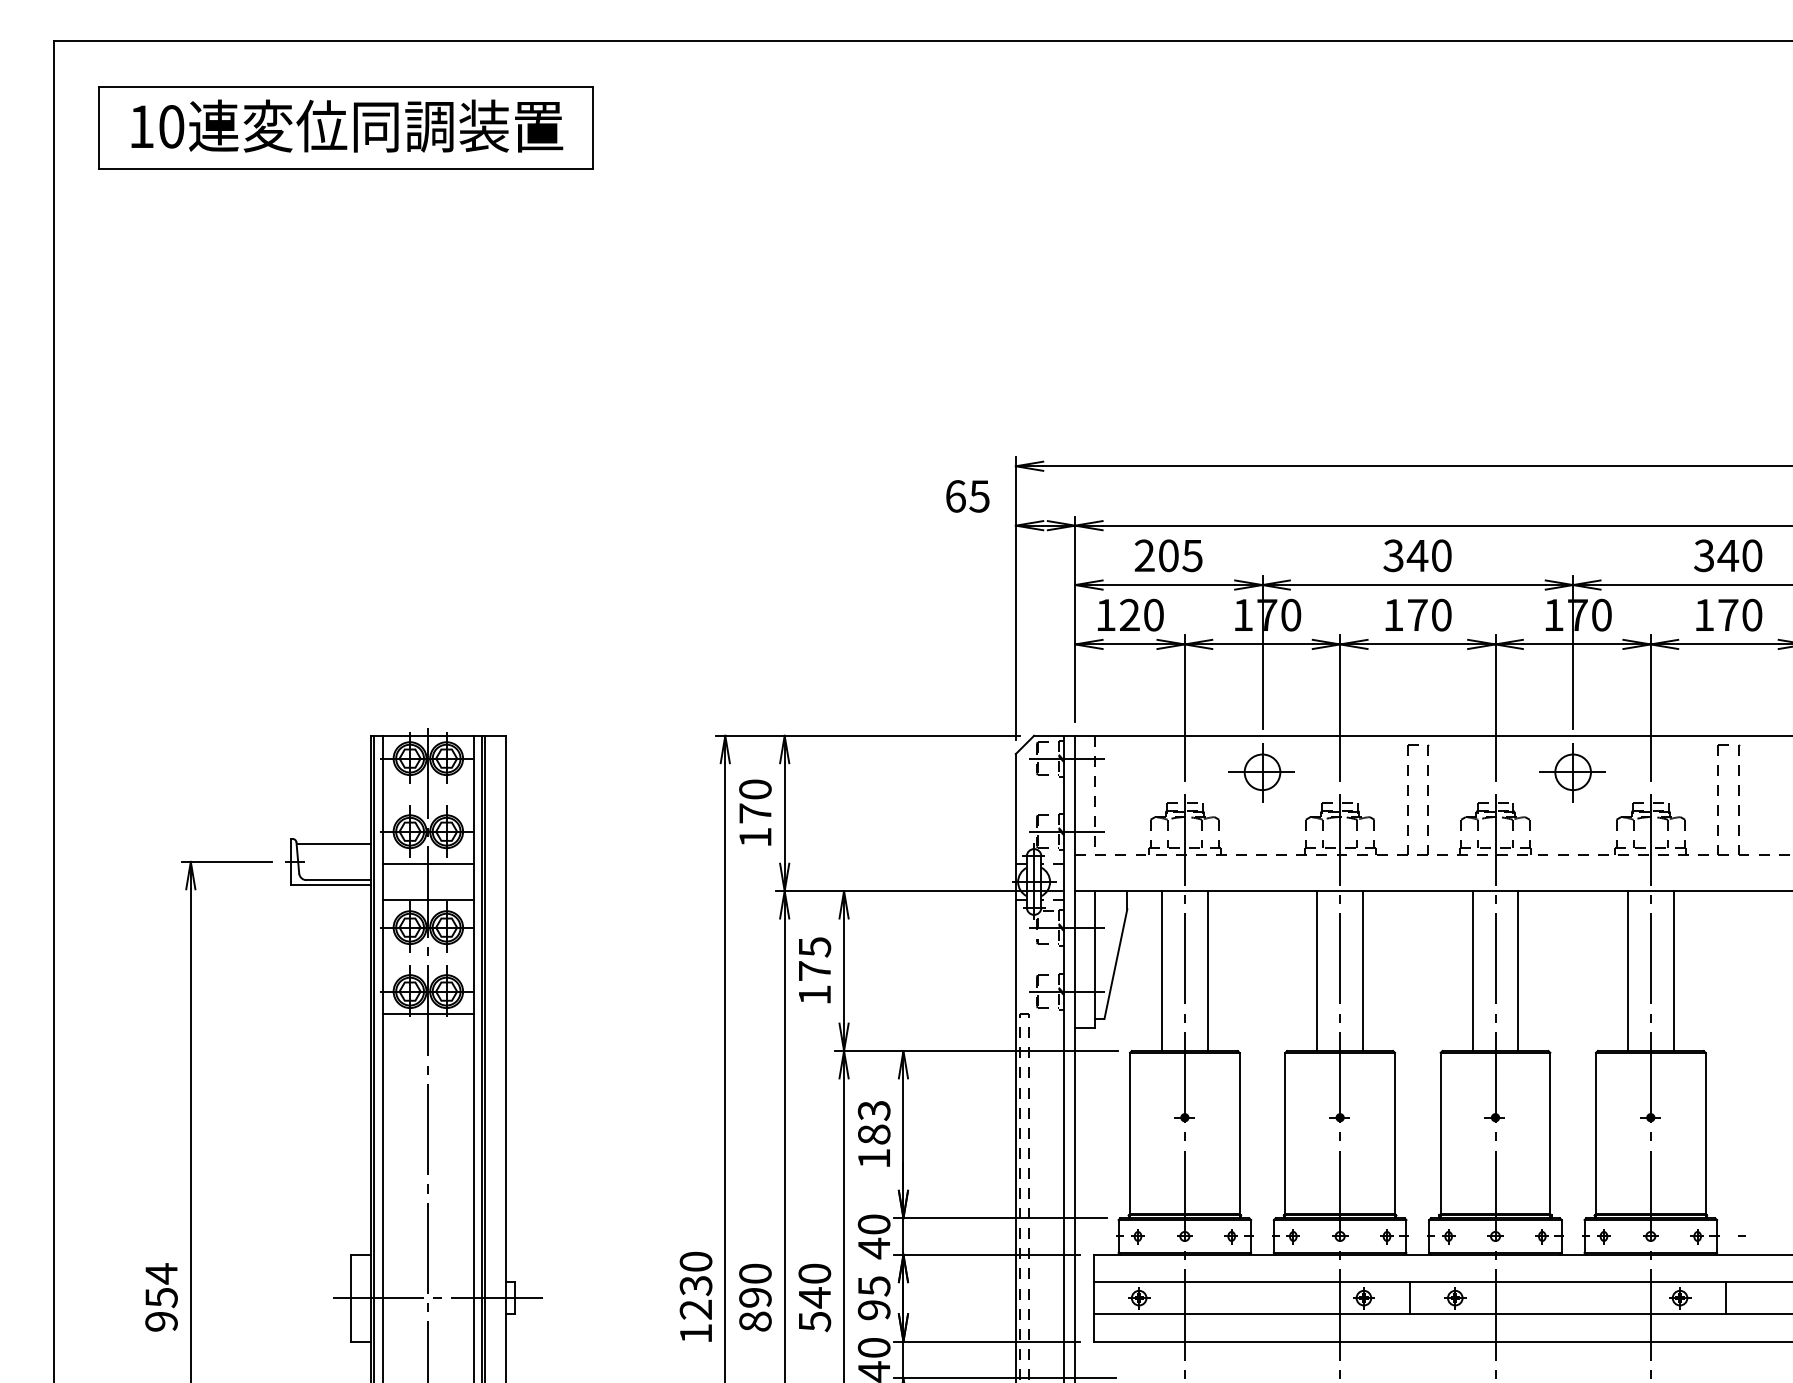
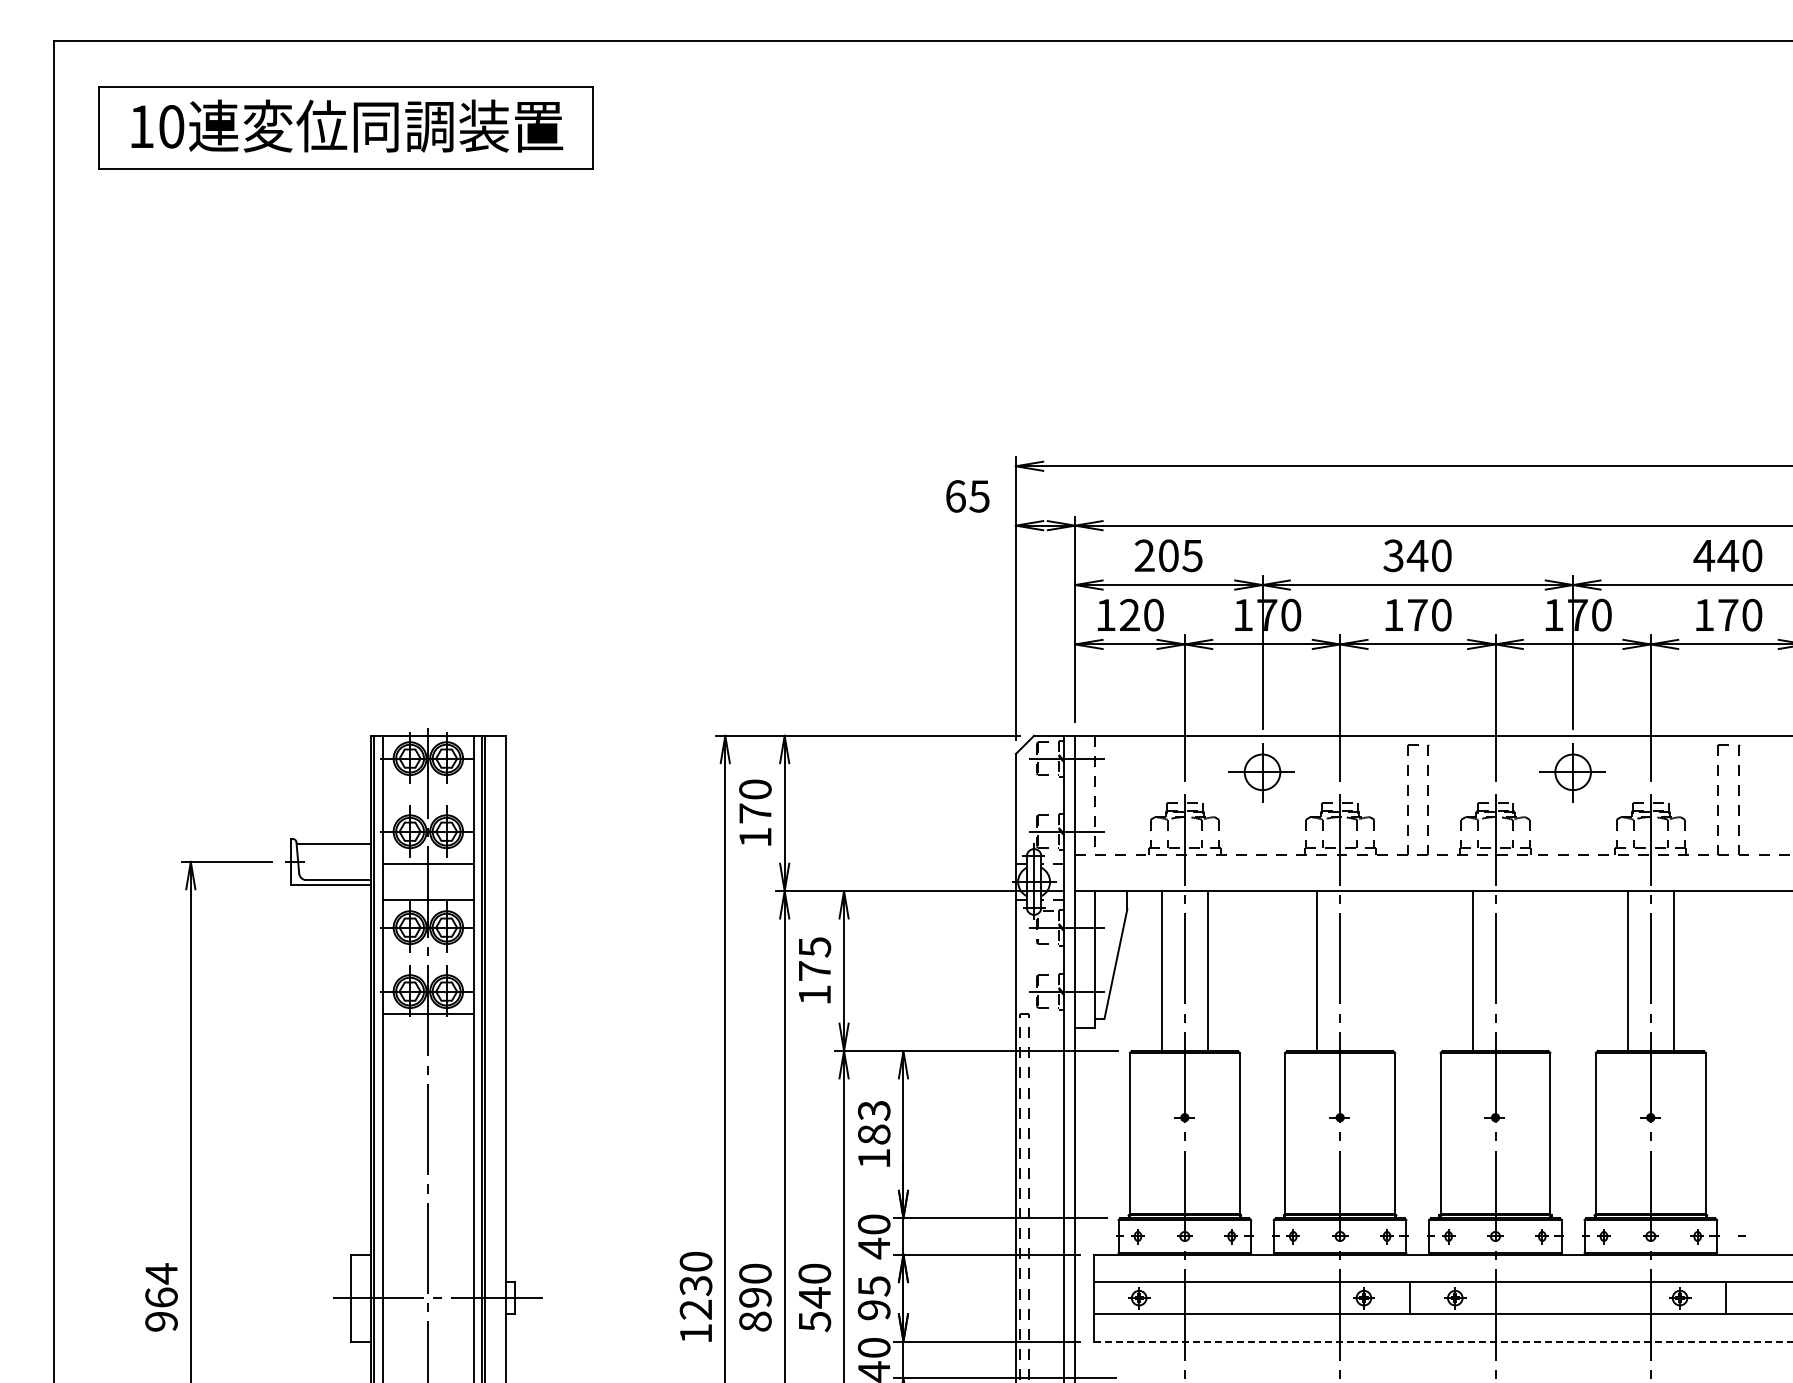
text: 340 -> 440 (1704, 555)
line: present -> none (1363, 971)
line: present -> none (1518, 971)
text: 954 -> 964 (161, 1297)
line: solid -> dashed (1442, 1341)
